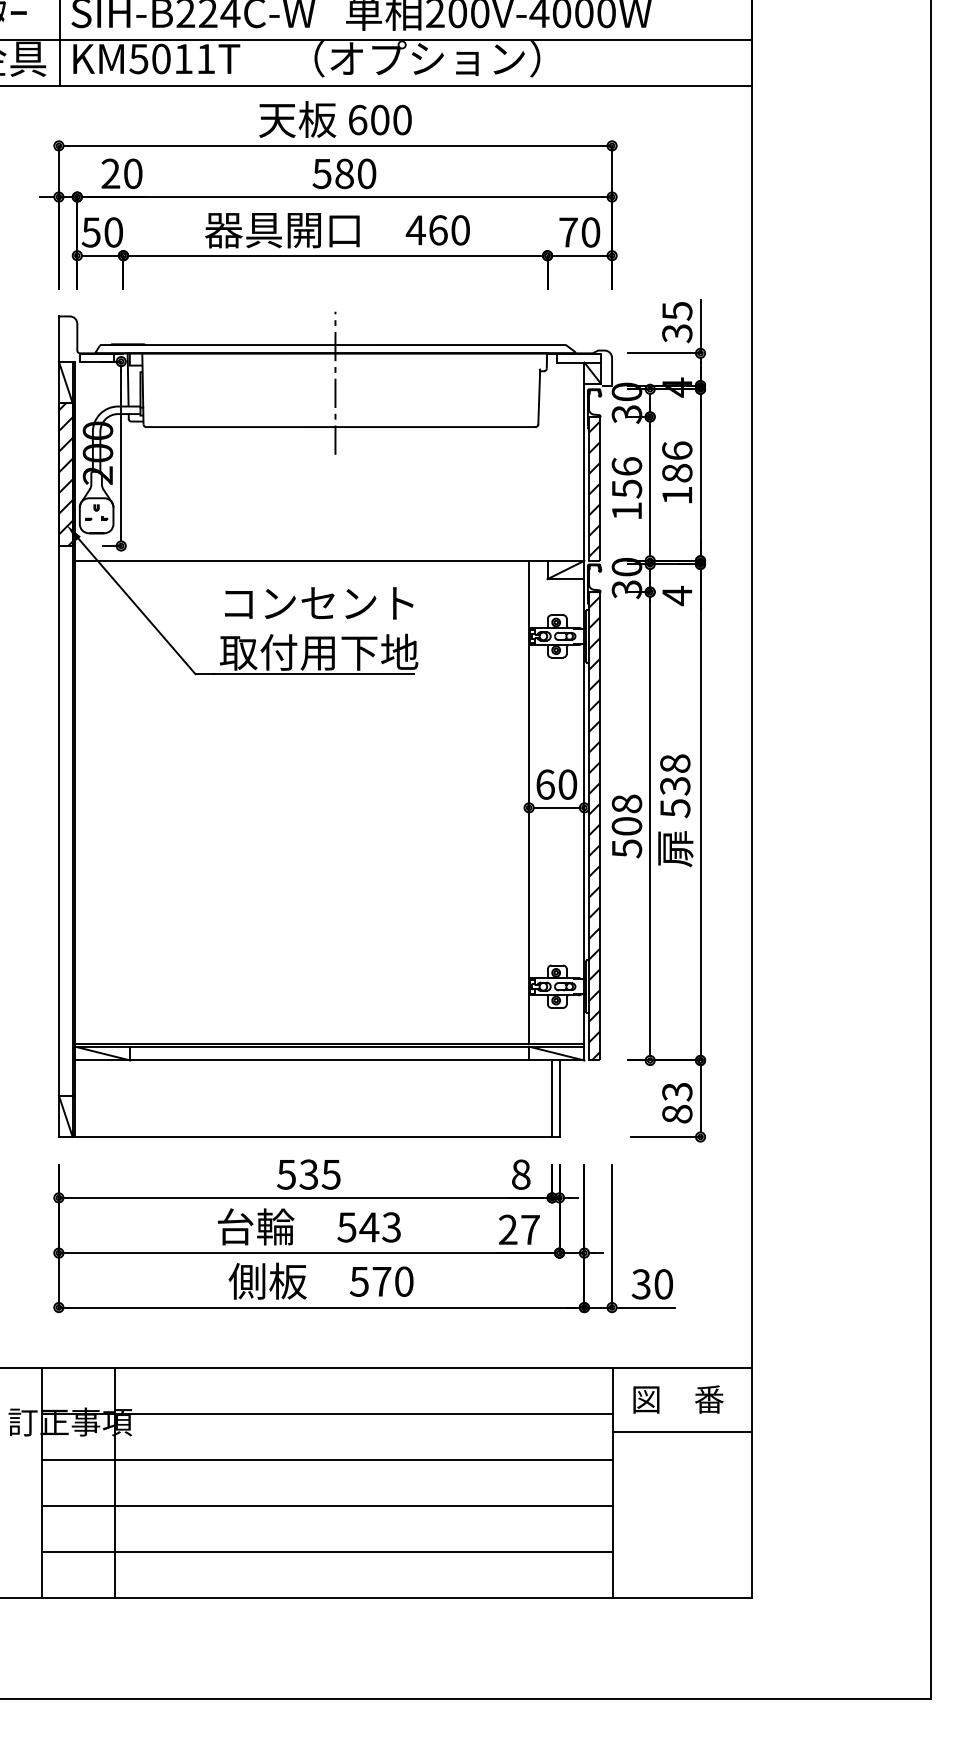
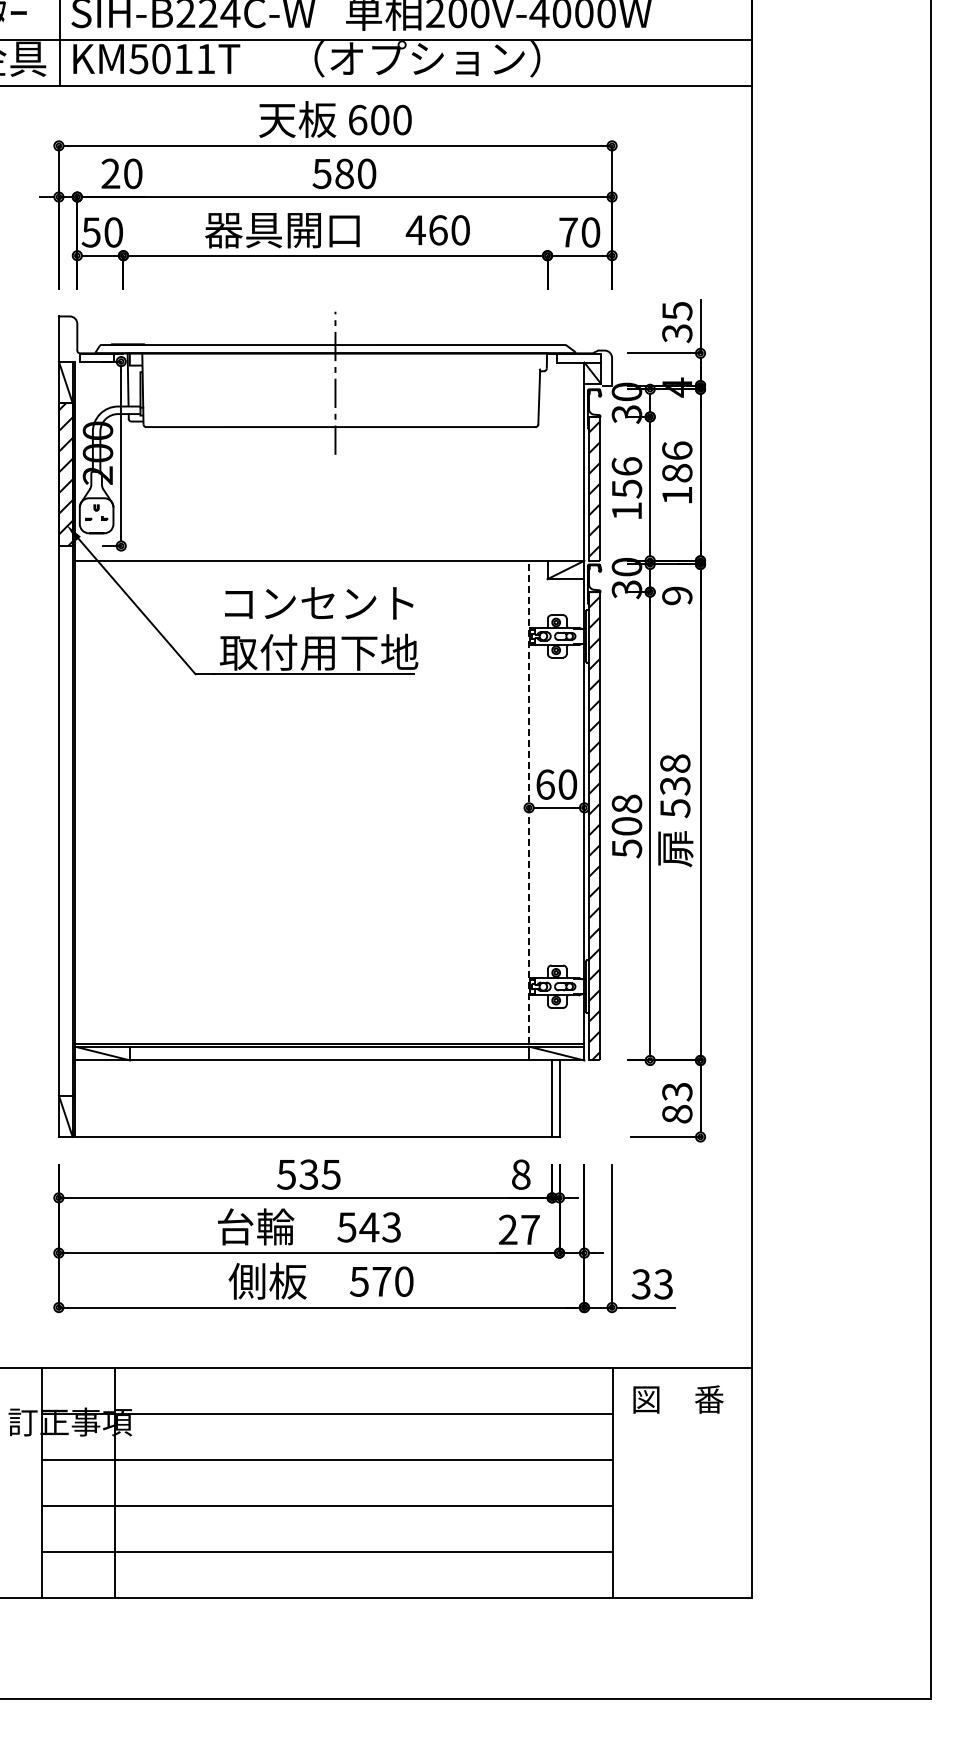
text: 4 -> 9 (677, 595)
line: solid -> dashed (529, 802)
text: 30 -> 33 (663, 1284)
line: present -> none (682, 1432)
